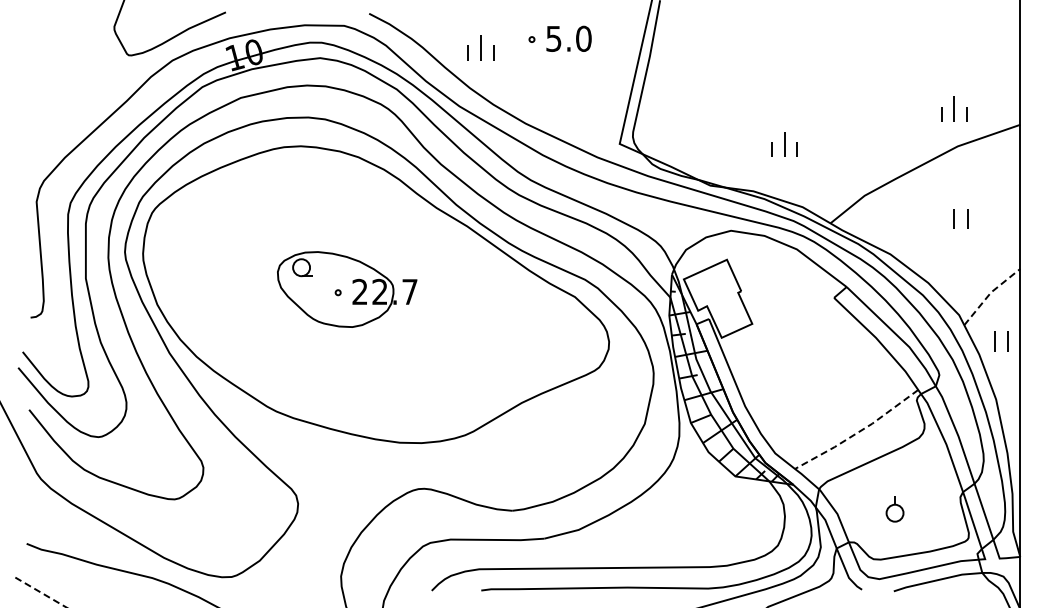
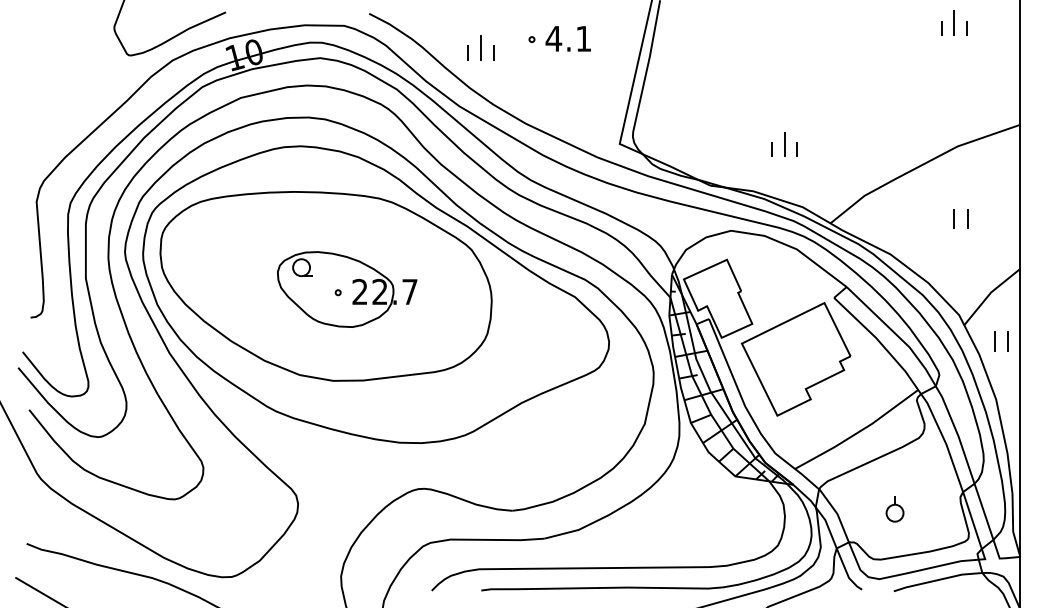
text: 5.0 -> 4.1 (568, 38)
part position: (954, 108) -> (954, 22) (954, 22)
part: none -> present (325, 286)
line: dashed -> solid (989, 293)
part: none -> present (795, 359)
line: dashed -> solid (858, 432)
line: dashed -> solid (41, 592)
